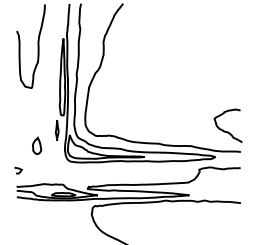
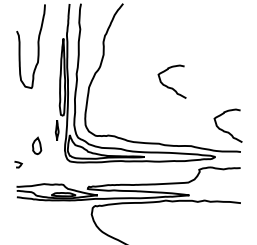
curve: none -> present (169, 86)
curve position: (18, 169) -> (18, 163) (18, 163)
